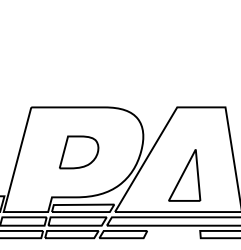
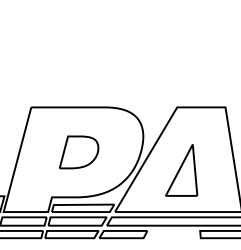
part position: (184, 175) -> (181, 170) (181, 170)
